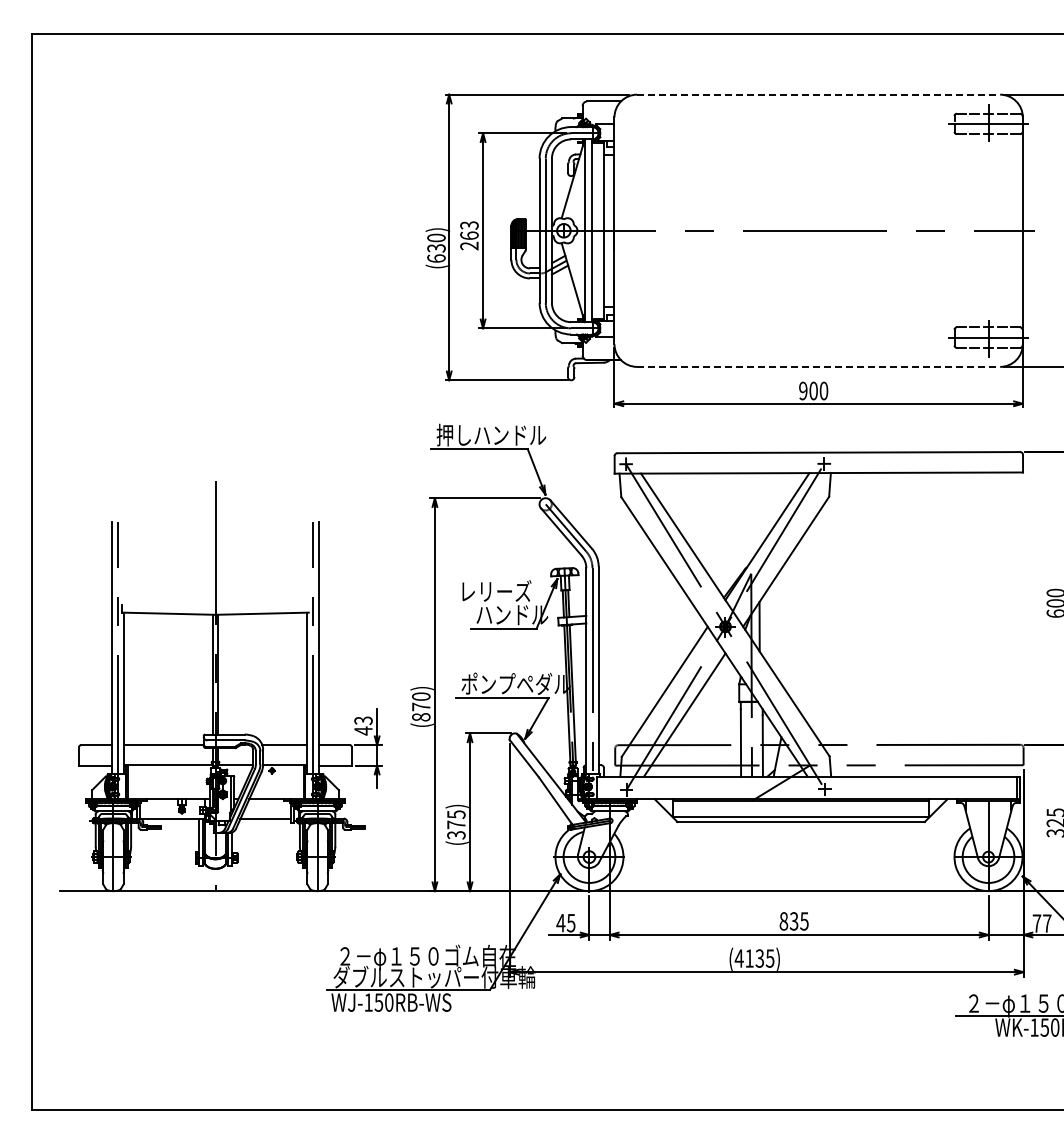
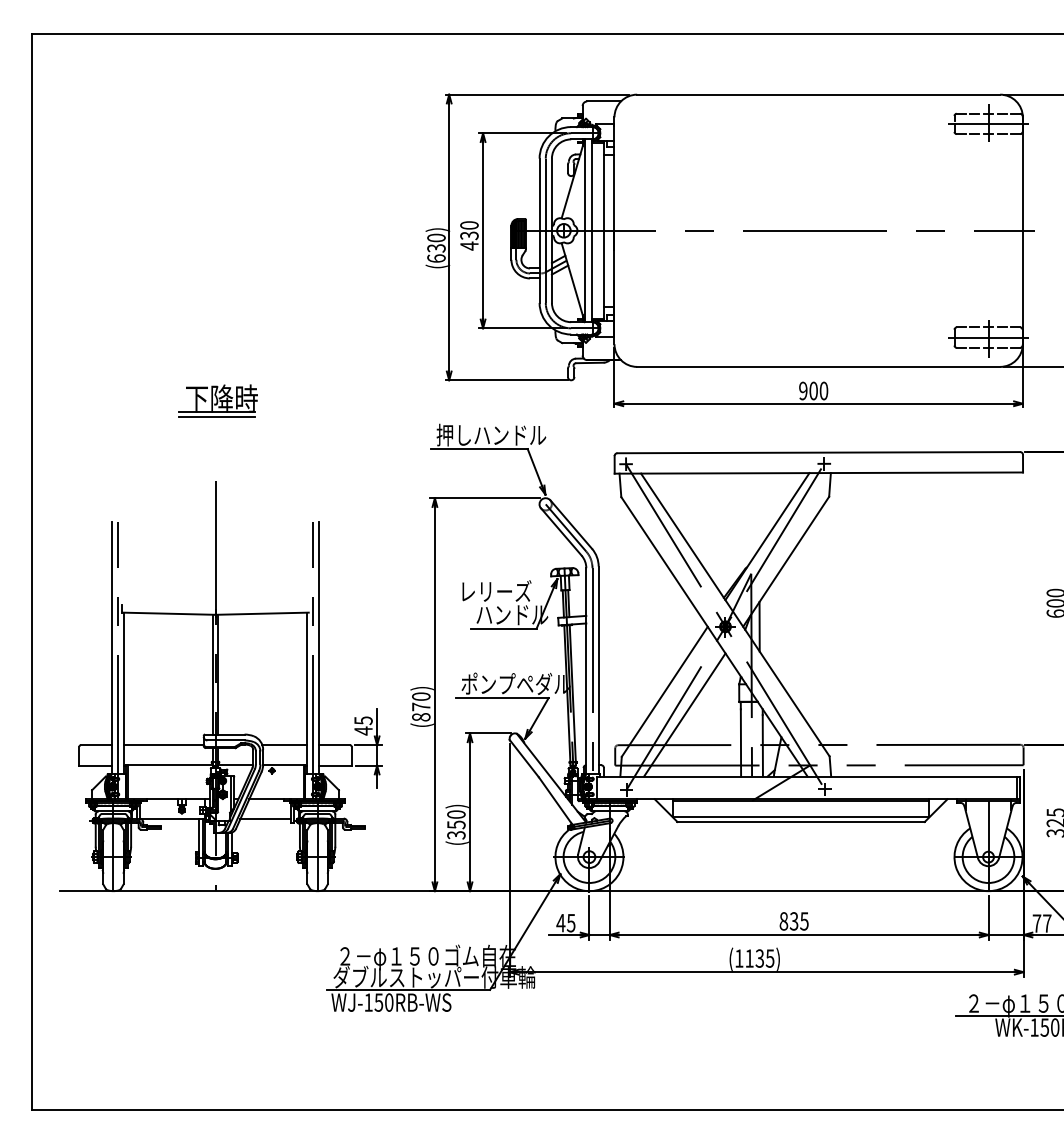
line: dashed -> solid (819, 94)
text: 263 -> 430 (469, 235)
line: dashed -> solid (819, 366)
part: none -> present (217, 400)
text: 43 -> 45 (362, 720)
text: (375) -> (350) (456, 819)
text: (4135) -> (1135) (738, 958)
